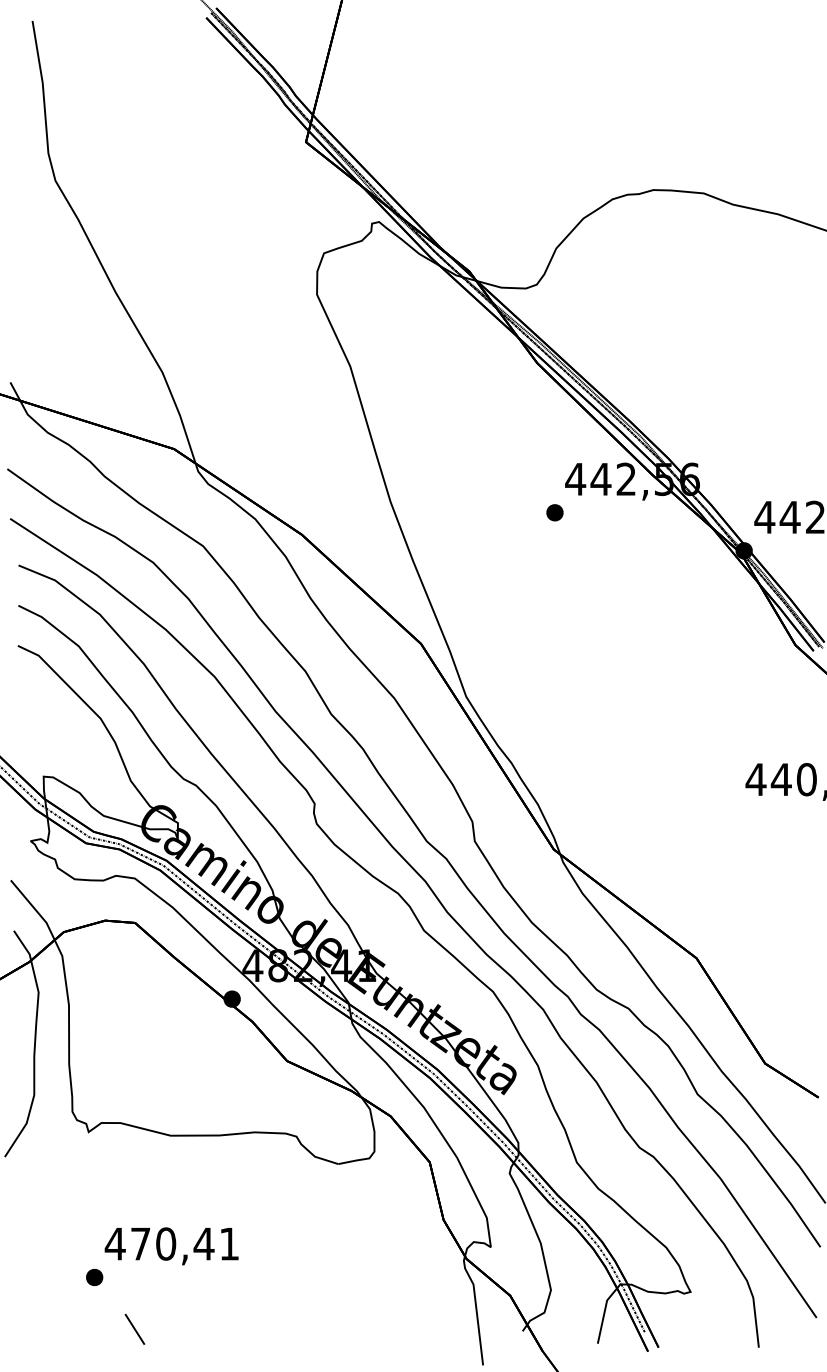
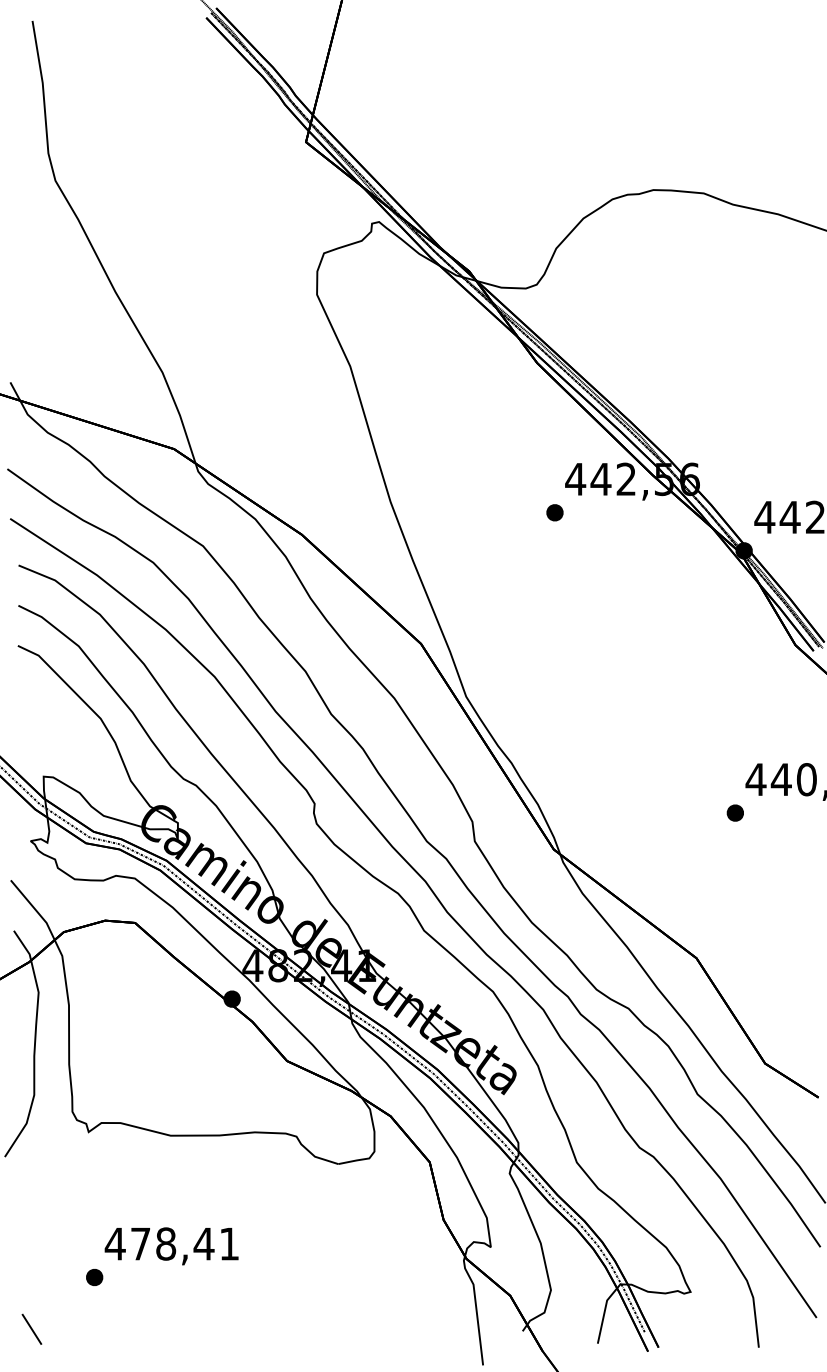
part: none -> present (734, 812)
text: 470,41 -> 478,41 (166, 1243)
line position: (134, 1328) -> (31, 1328) (31, 1328)
